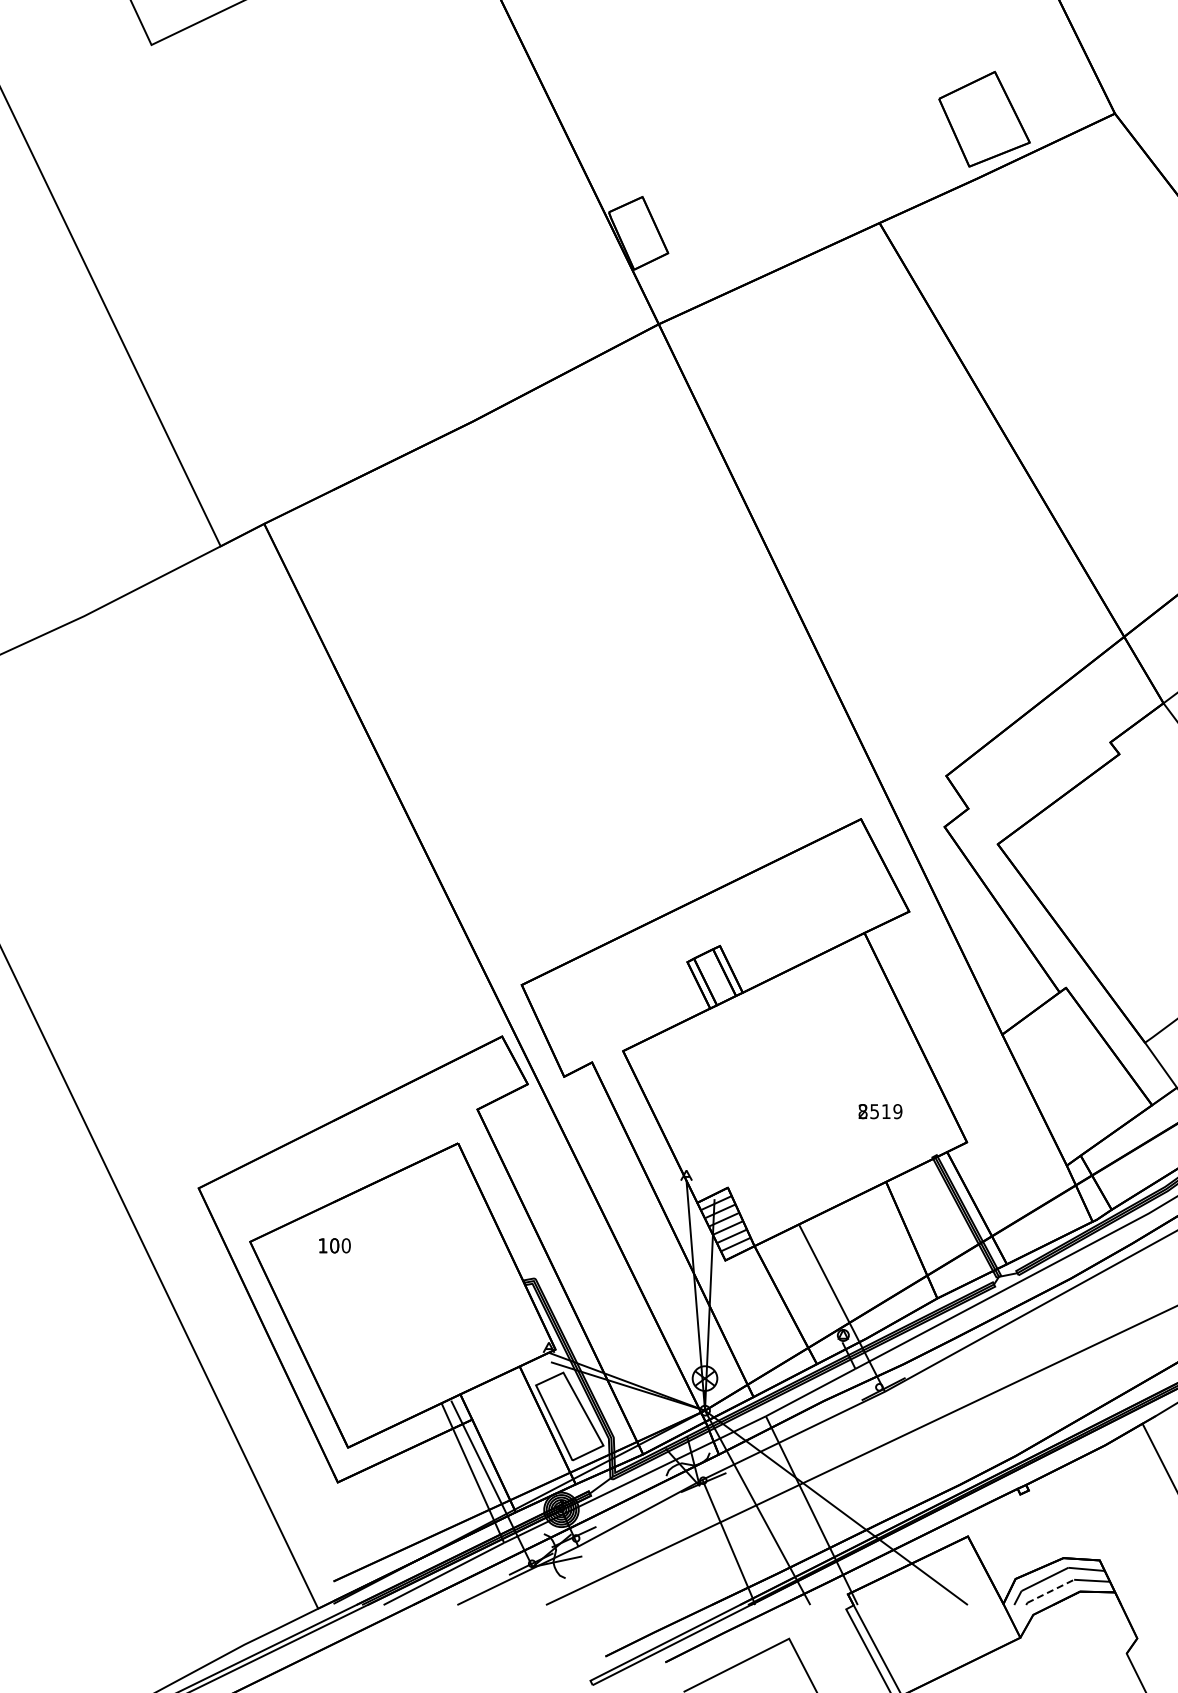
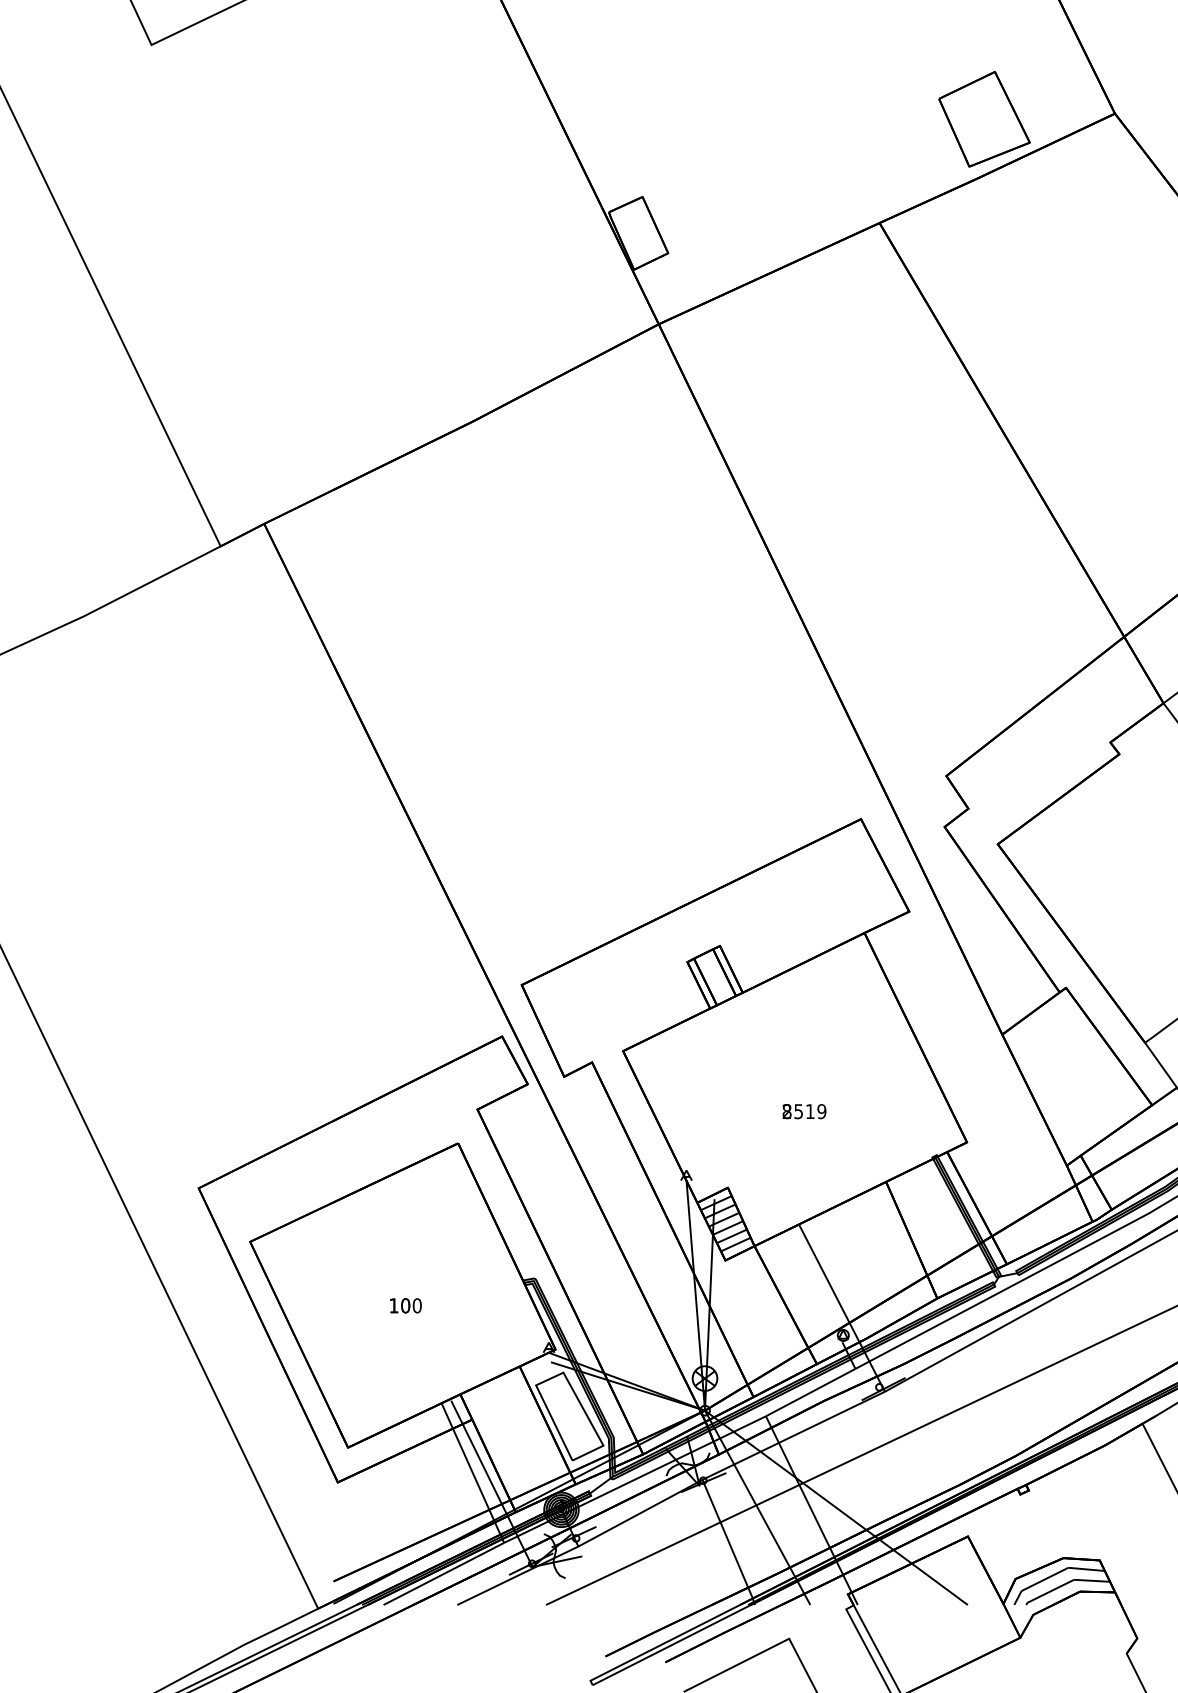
text position: (880, 1111) -> (804, 1111) (804, 1111)
text position: (334, 1245) -> (405, 1305) (405, 1305)
line: dashed -> solid (1051, 1591)
